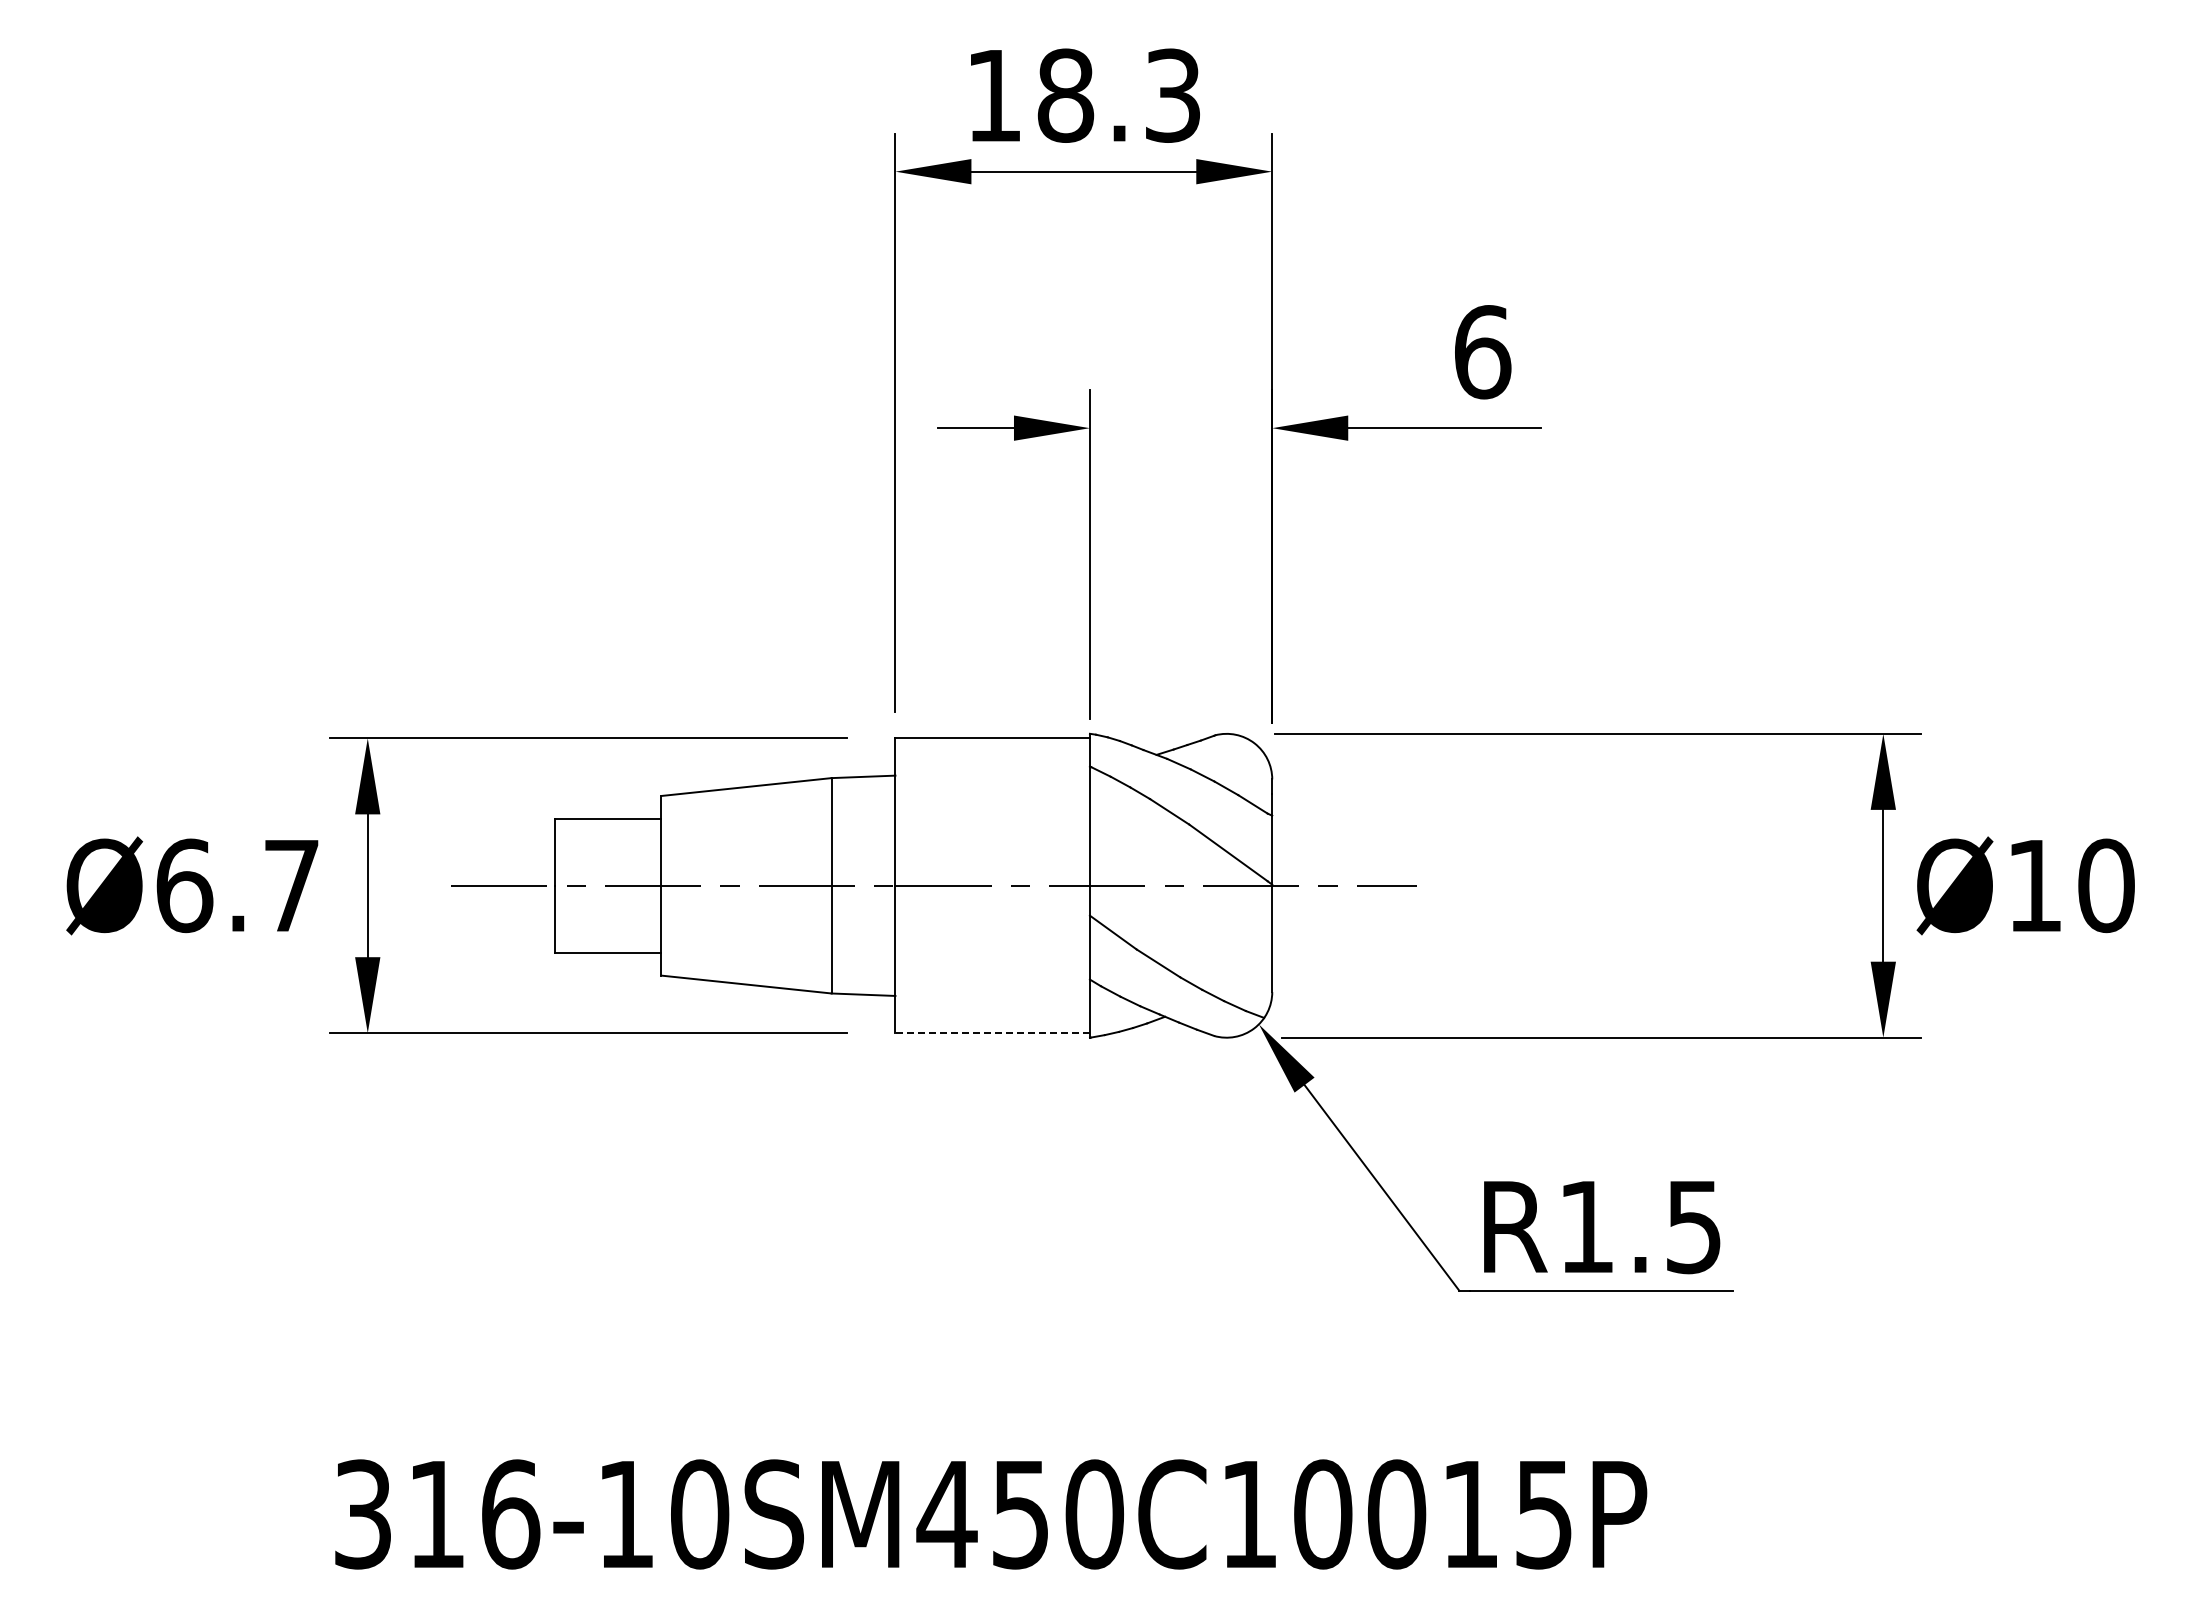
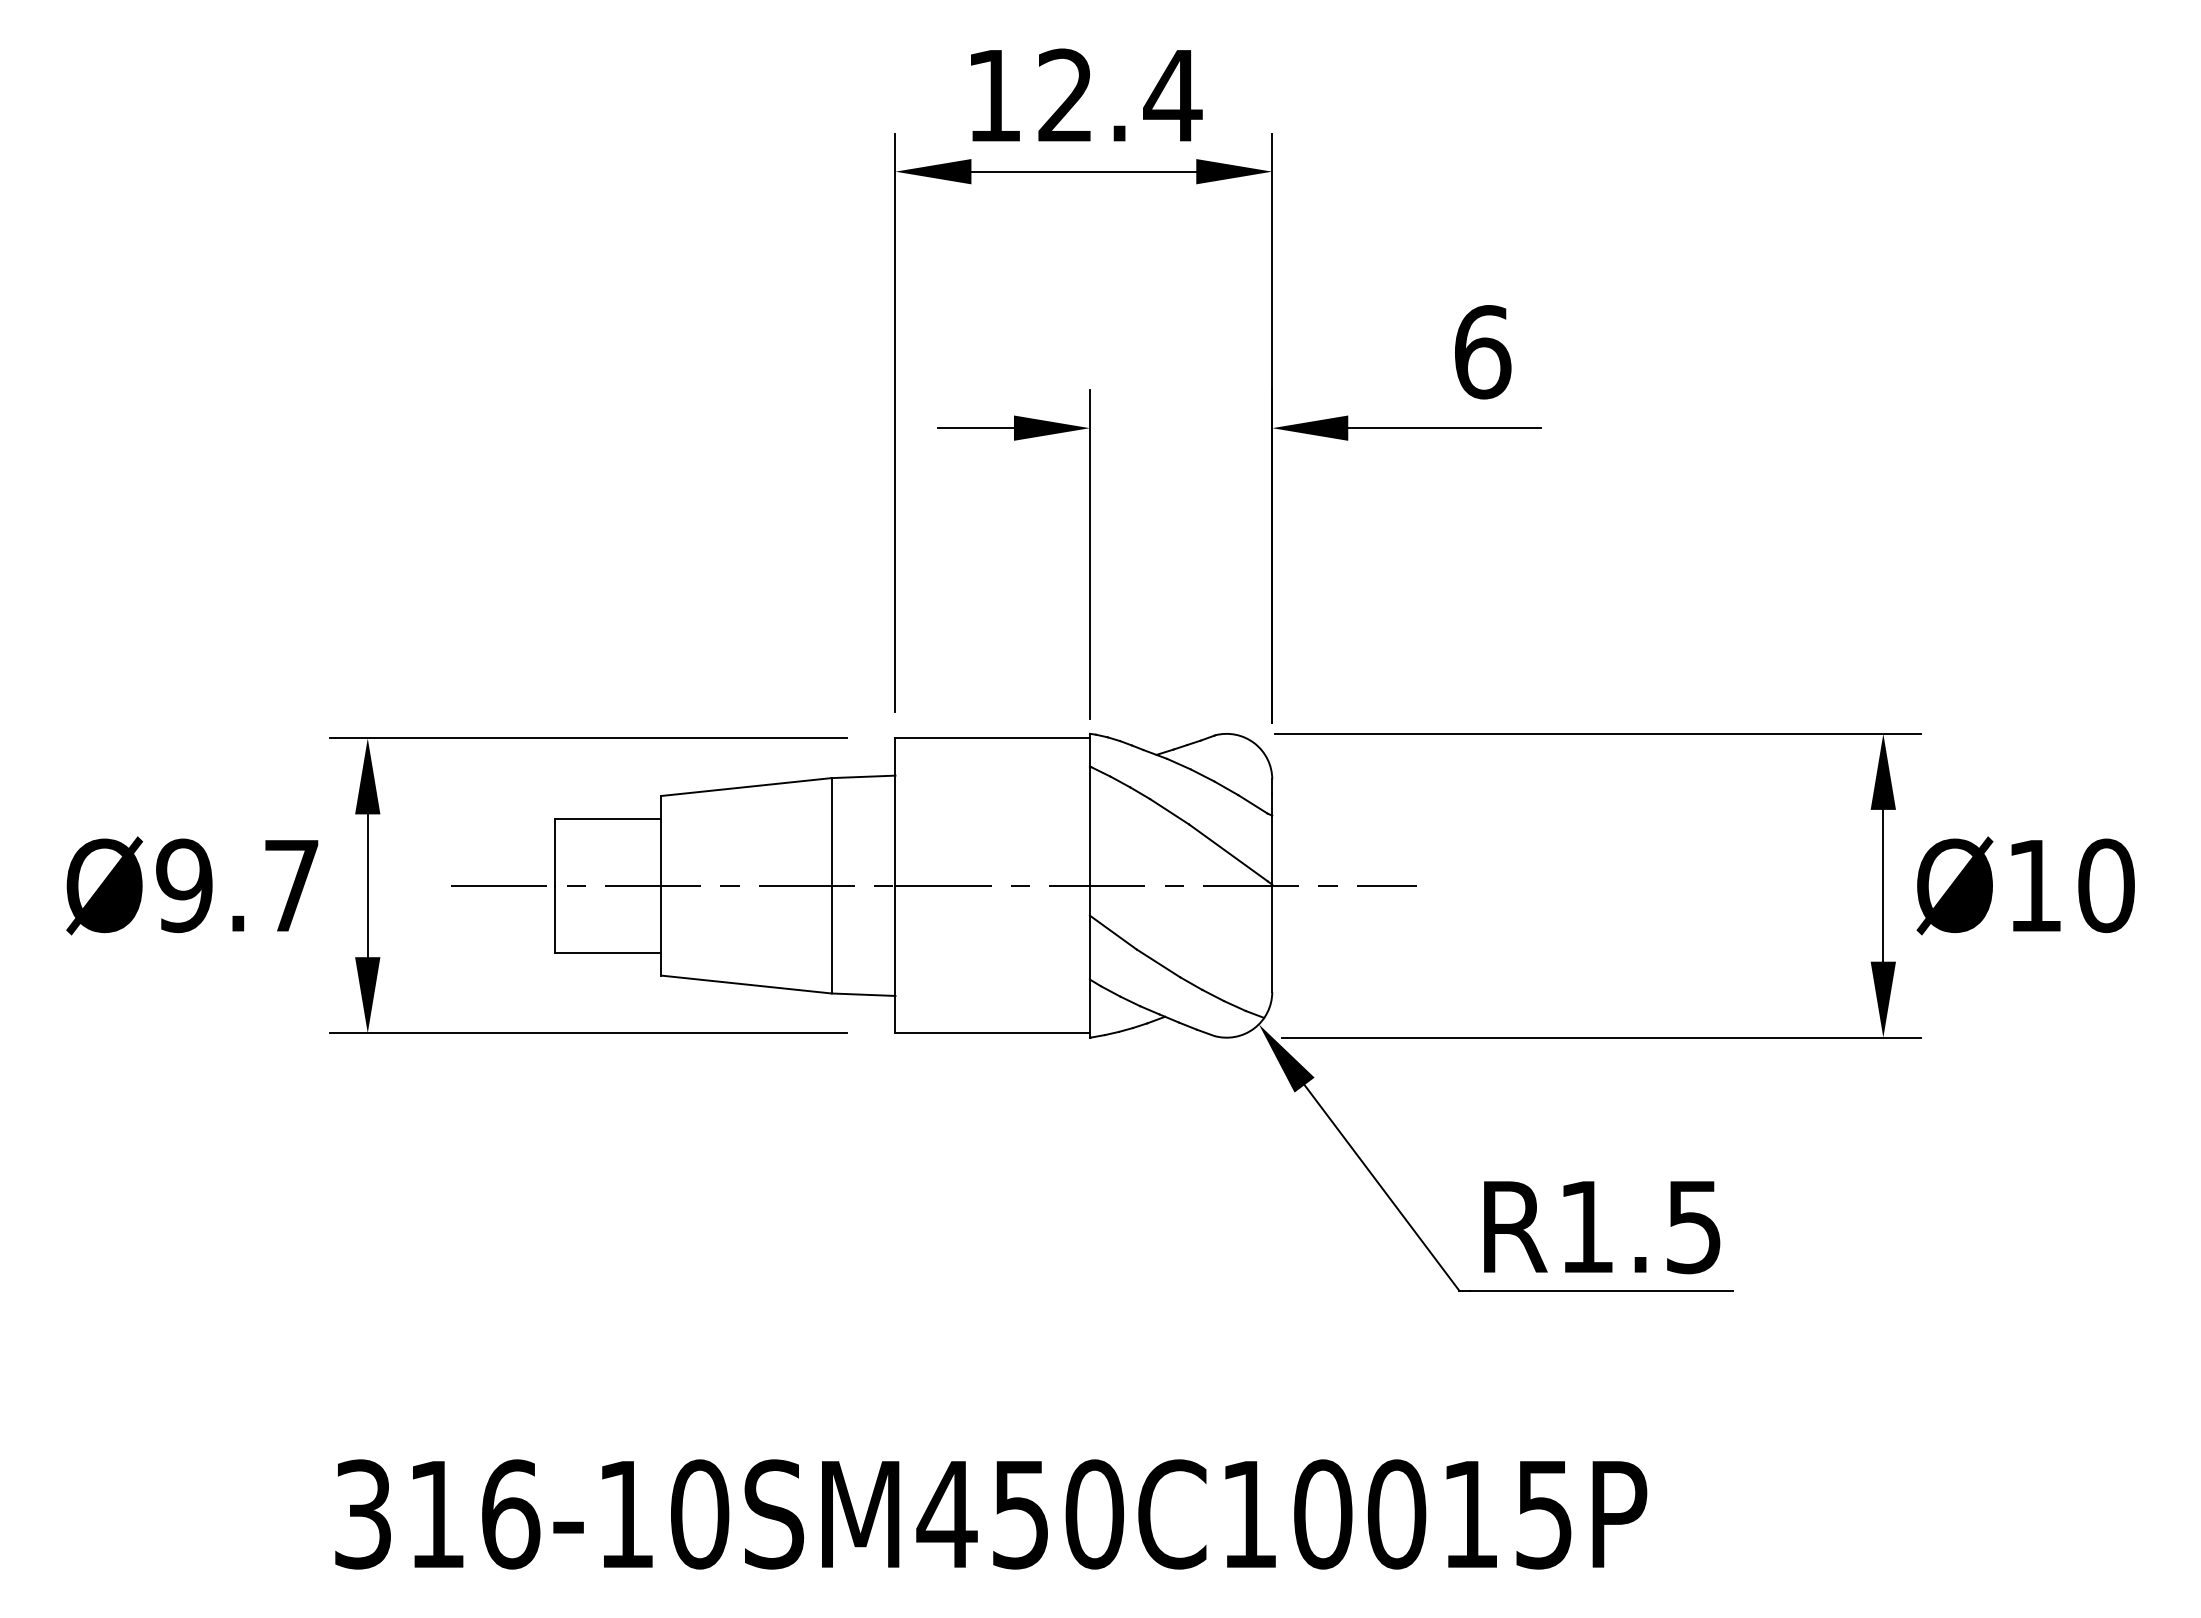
text: 18.3 -> 12.4 (1119, 95)
text: Ø6.7 -> Ø9.7 (184, 885)
line: dashed -> solid (992, 1033)
